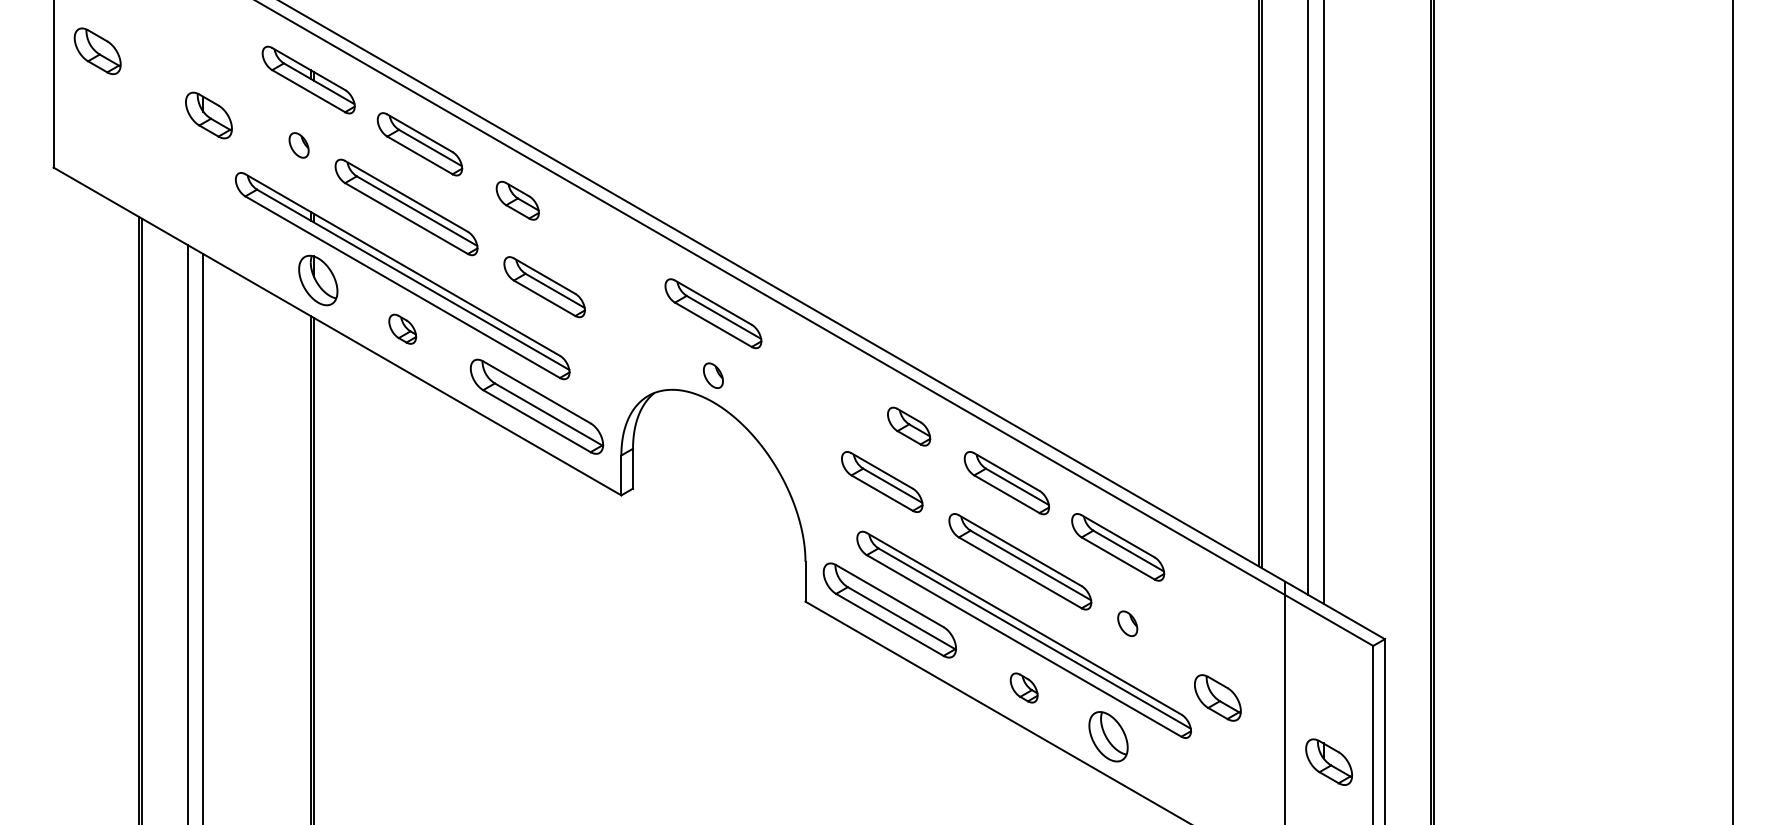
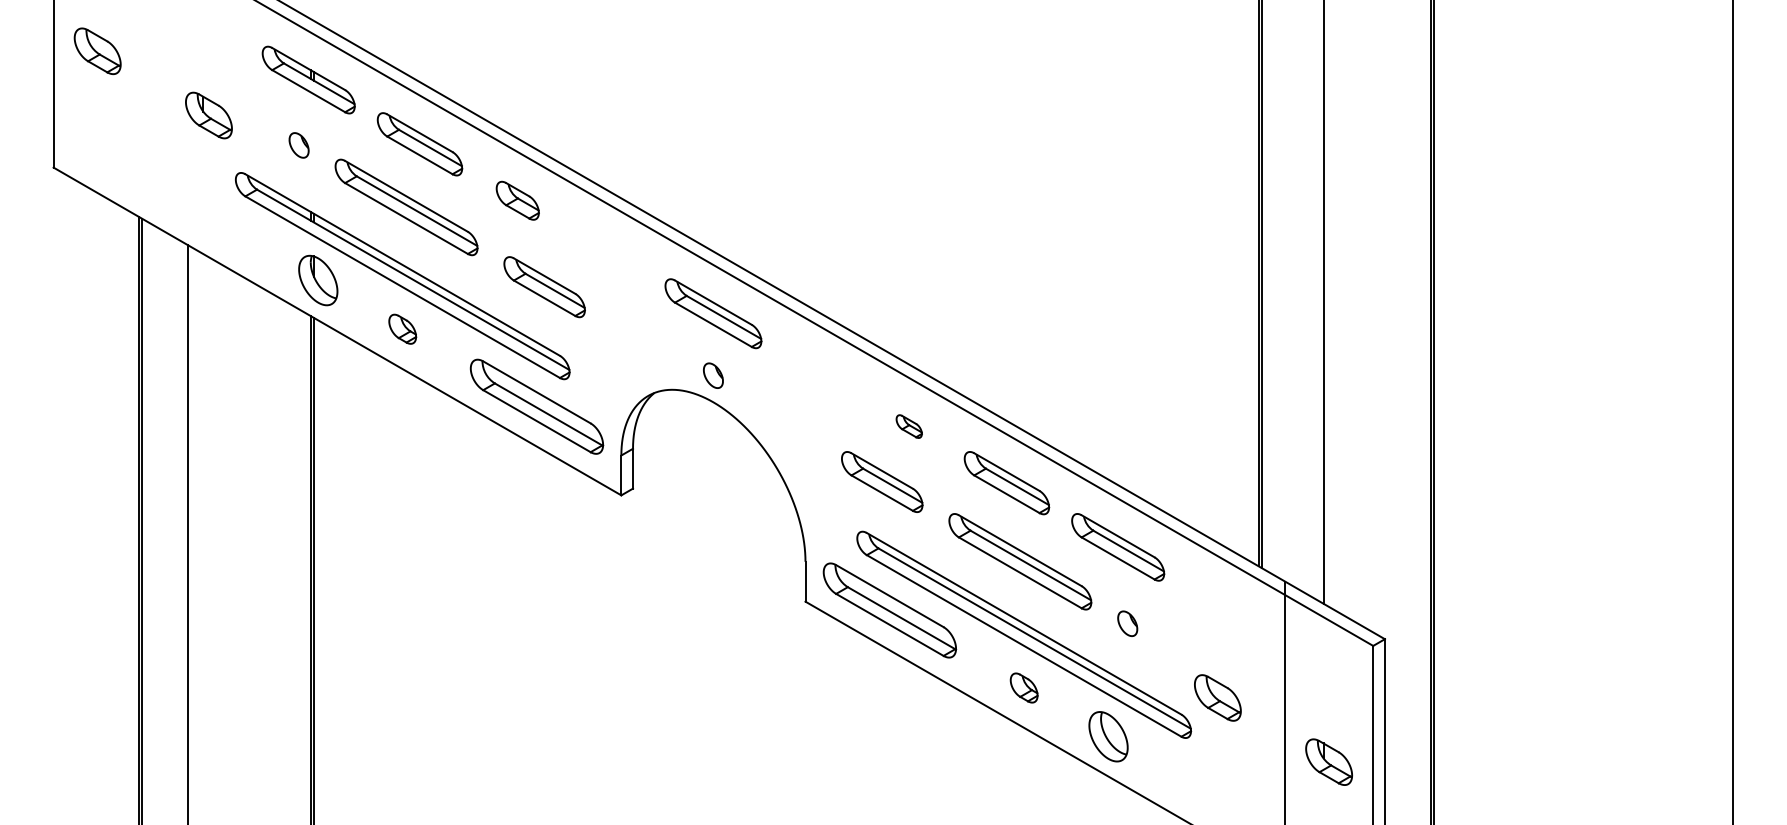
line: present -> none (1308, 298)
part size: 45x41 px -> 28x25 px (908, 426)
line: present -> none (203, 537)
